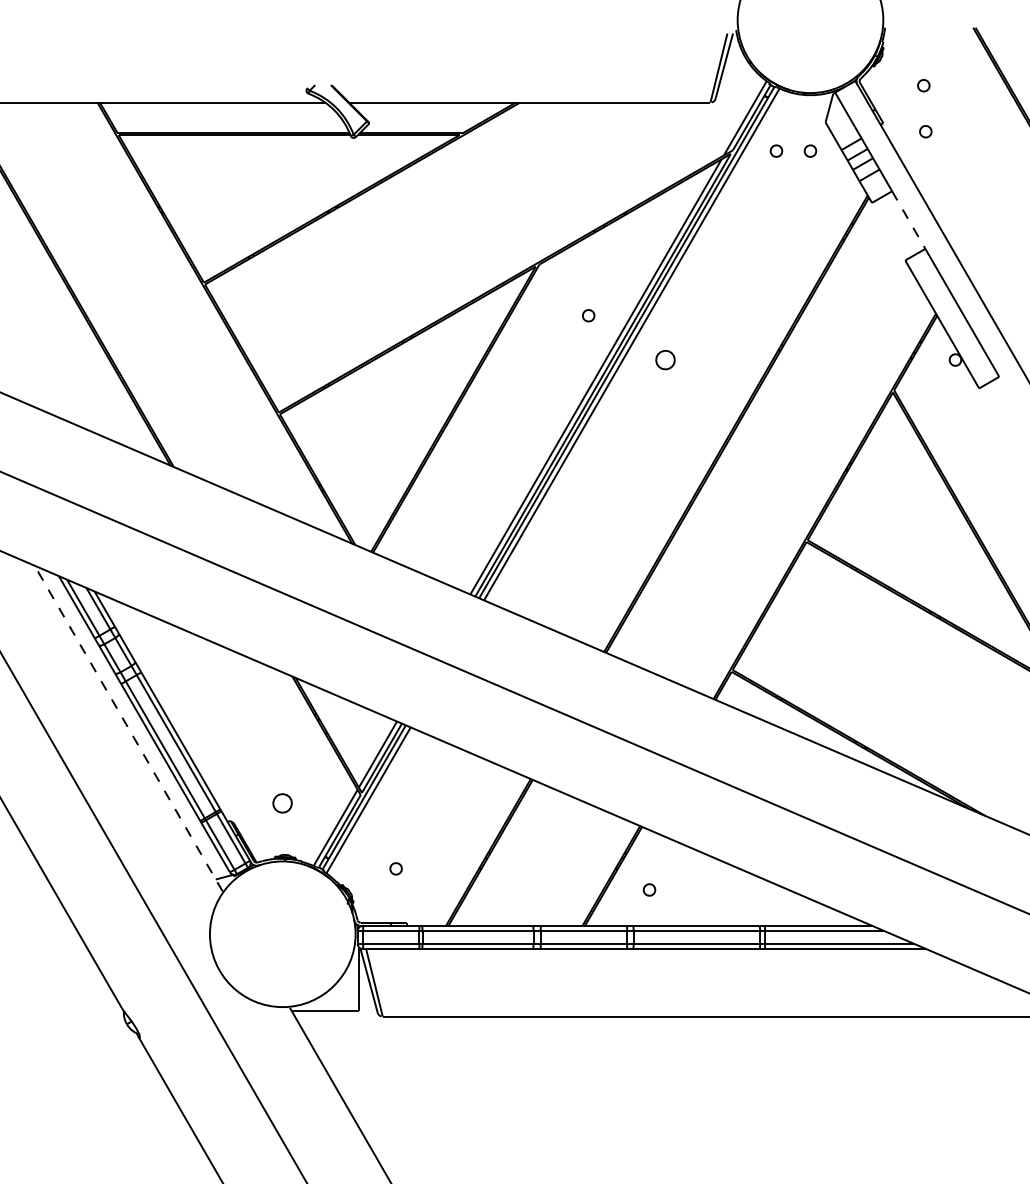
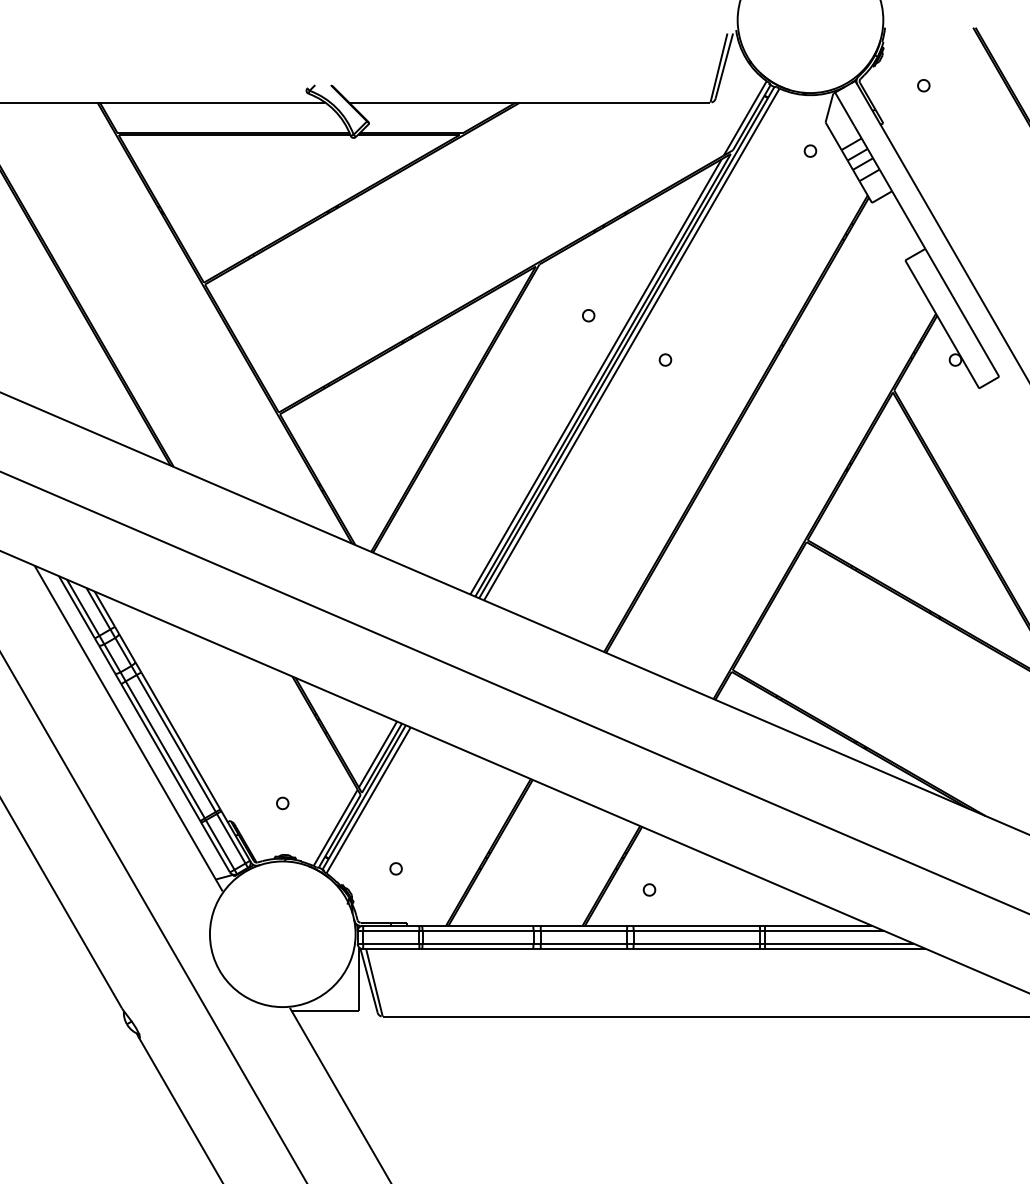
part: present -> none (925, 131)
part: present -> none (776, 150)
line: dashed -> solid (909, 220)
part size: 21x21 px -> 15x14 px (665, 359)
line: dashed -> solid (128, 728)
part size: 21x21 px -> 14x15 px (282, 803)
